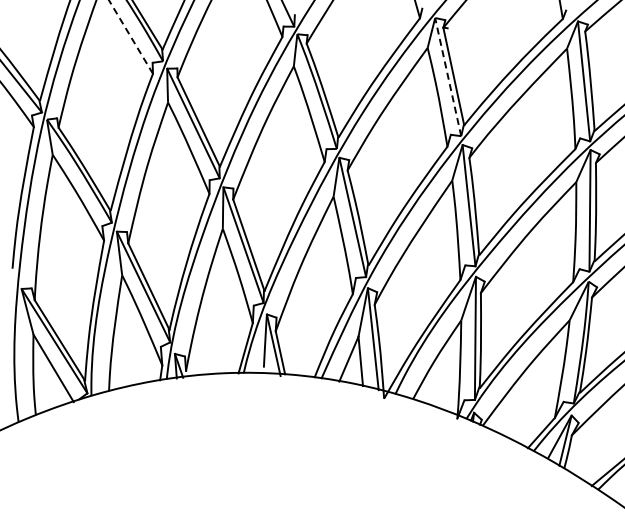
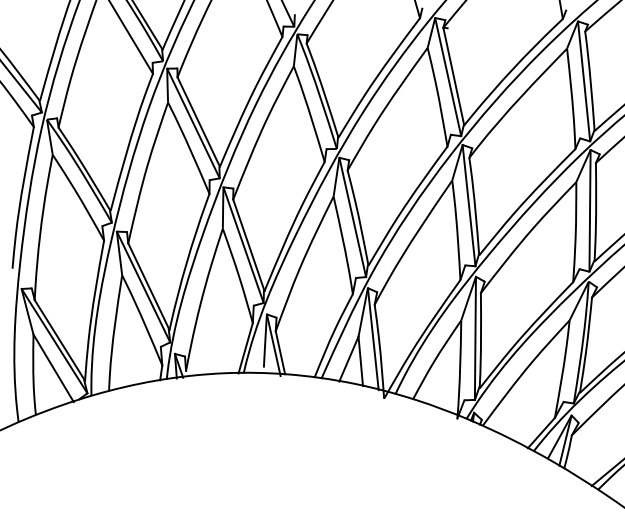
line: dashed -> solid (130, 36)
line: dashed -> solid (448, 76)
